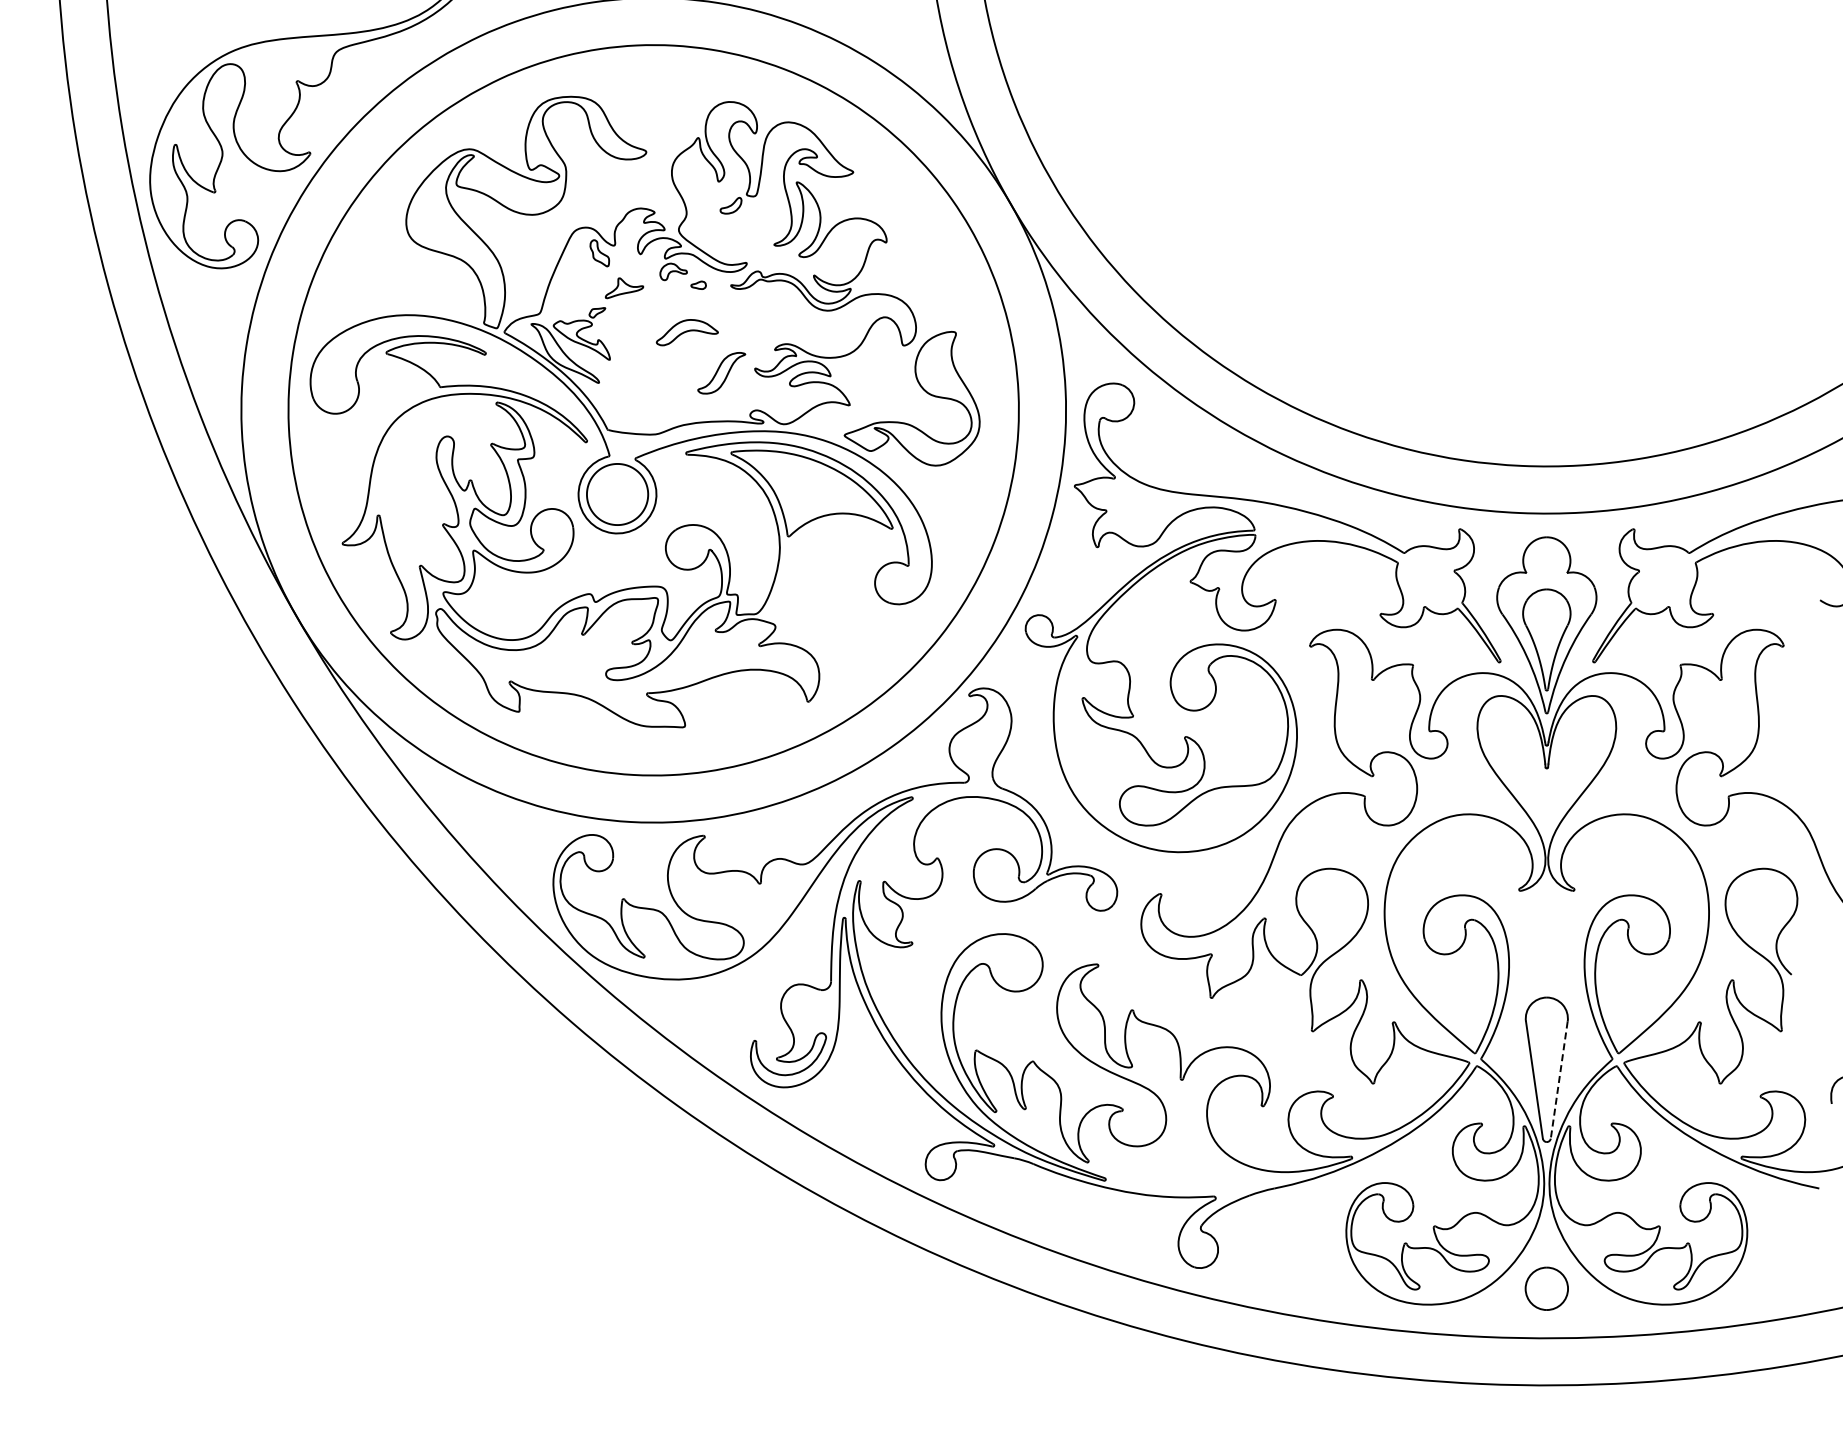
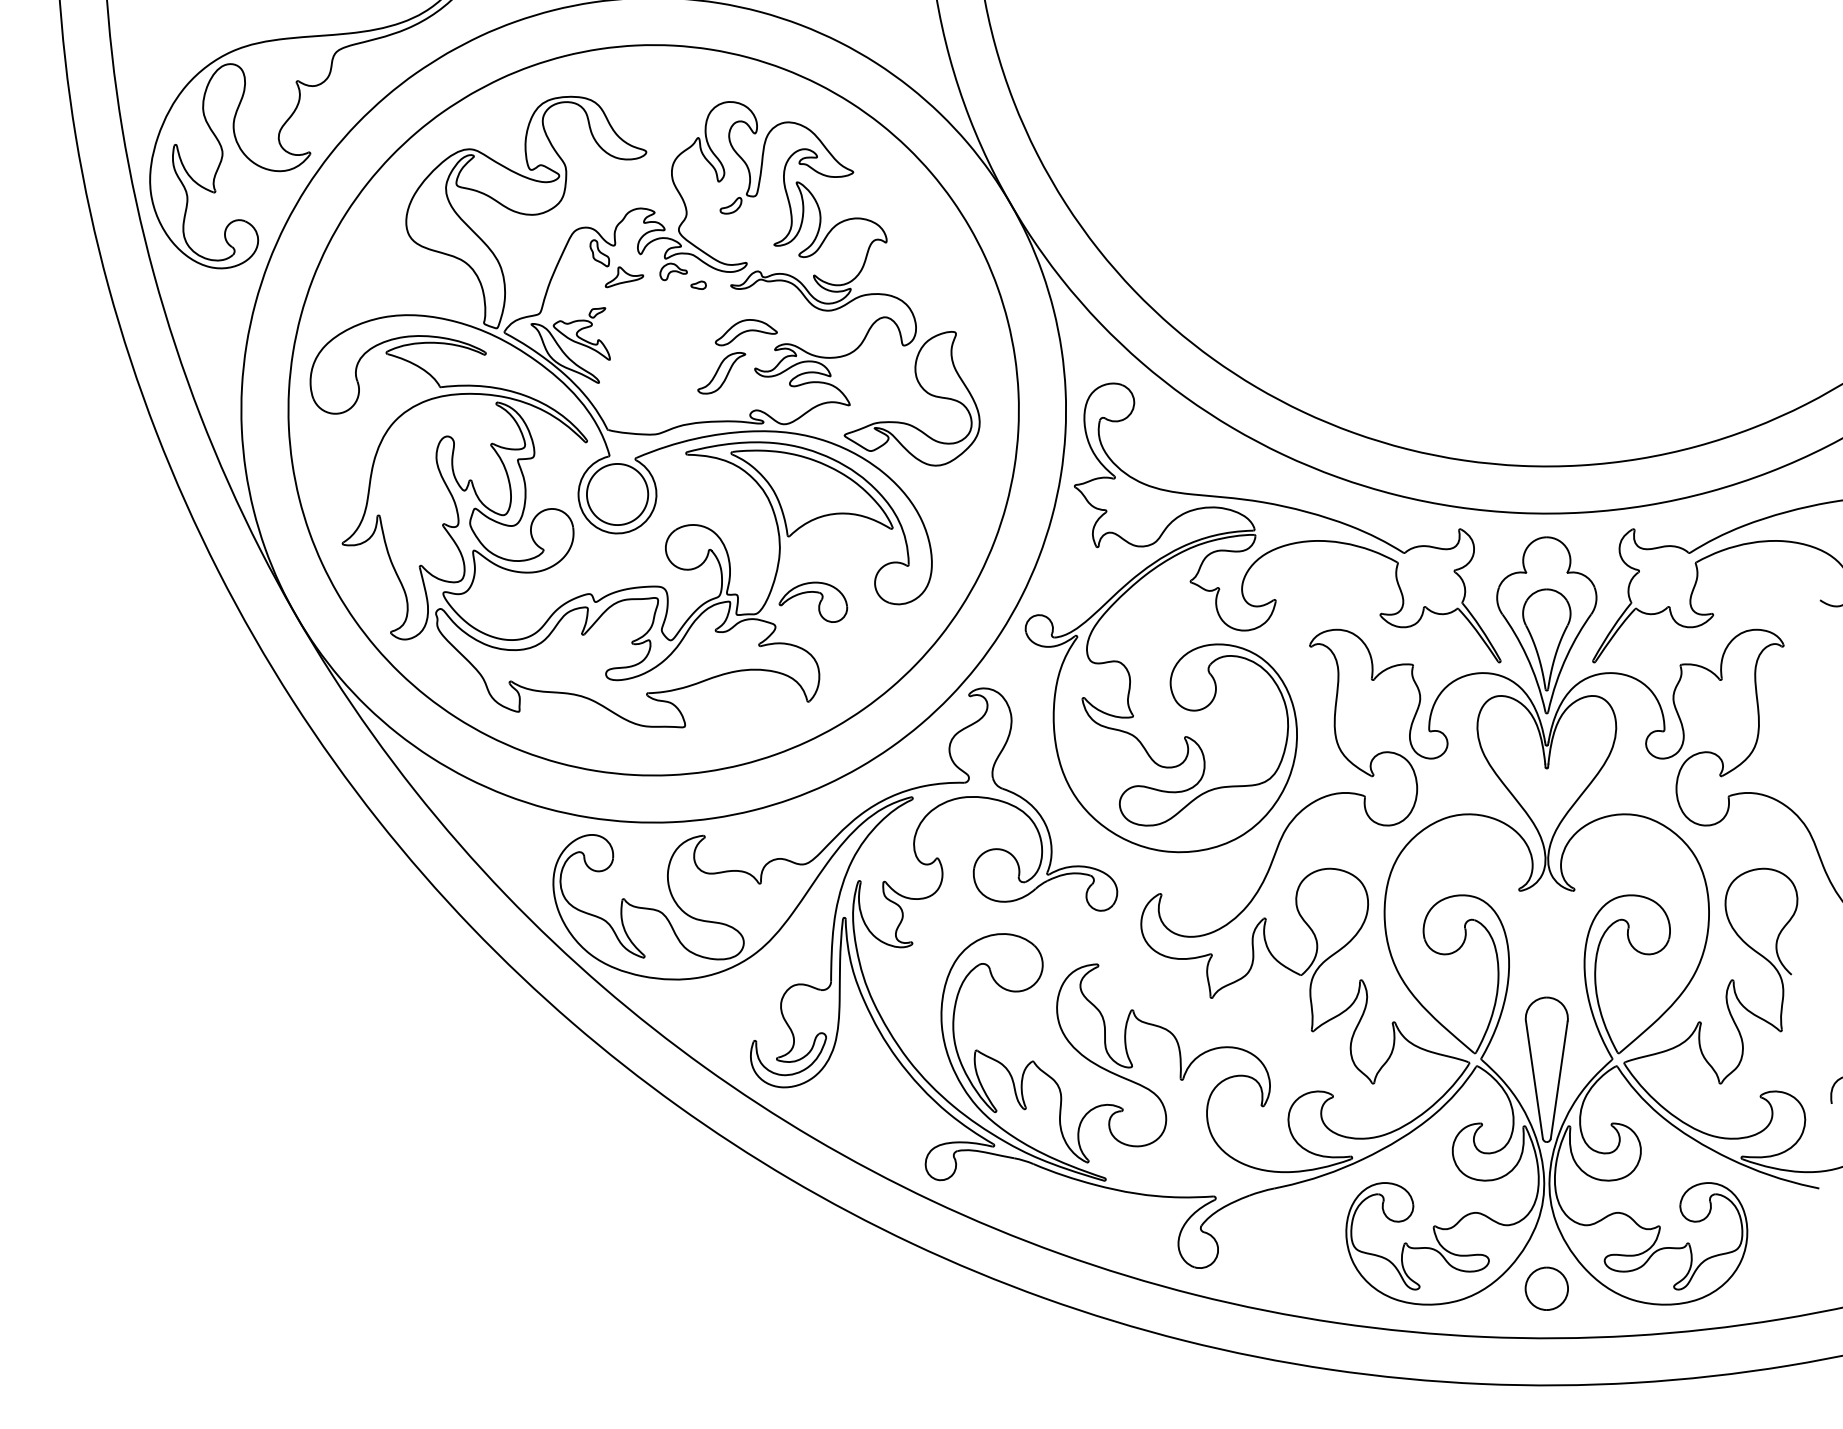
part position: (624, 288) -> (624, 277) (624, 277)
part position: (686, 332) -> (745, 332) (745, 332)
part: none -> present (813, 601)
line: dashed -> solid (1559, 1080)
